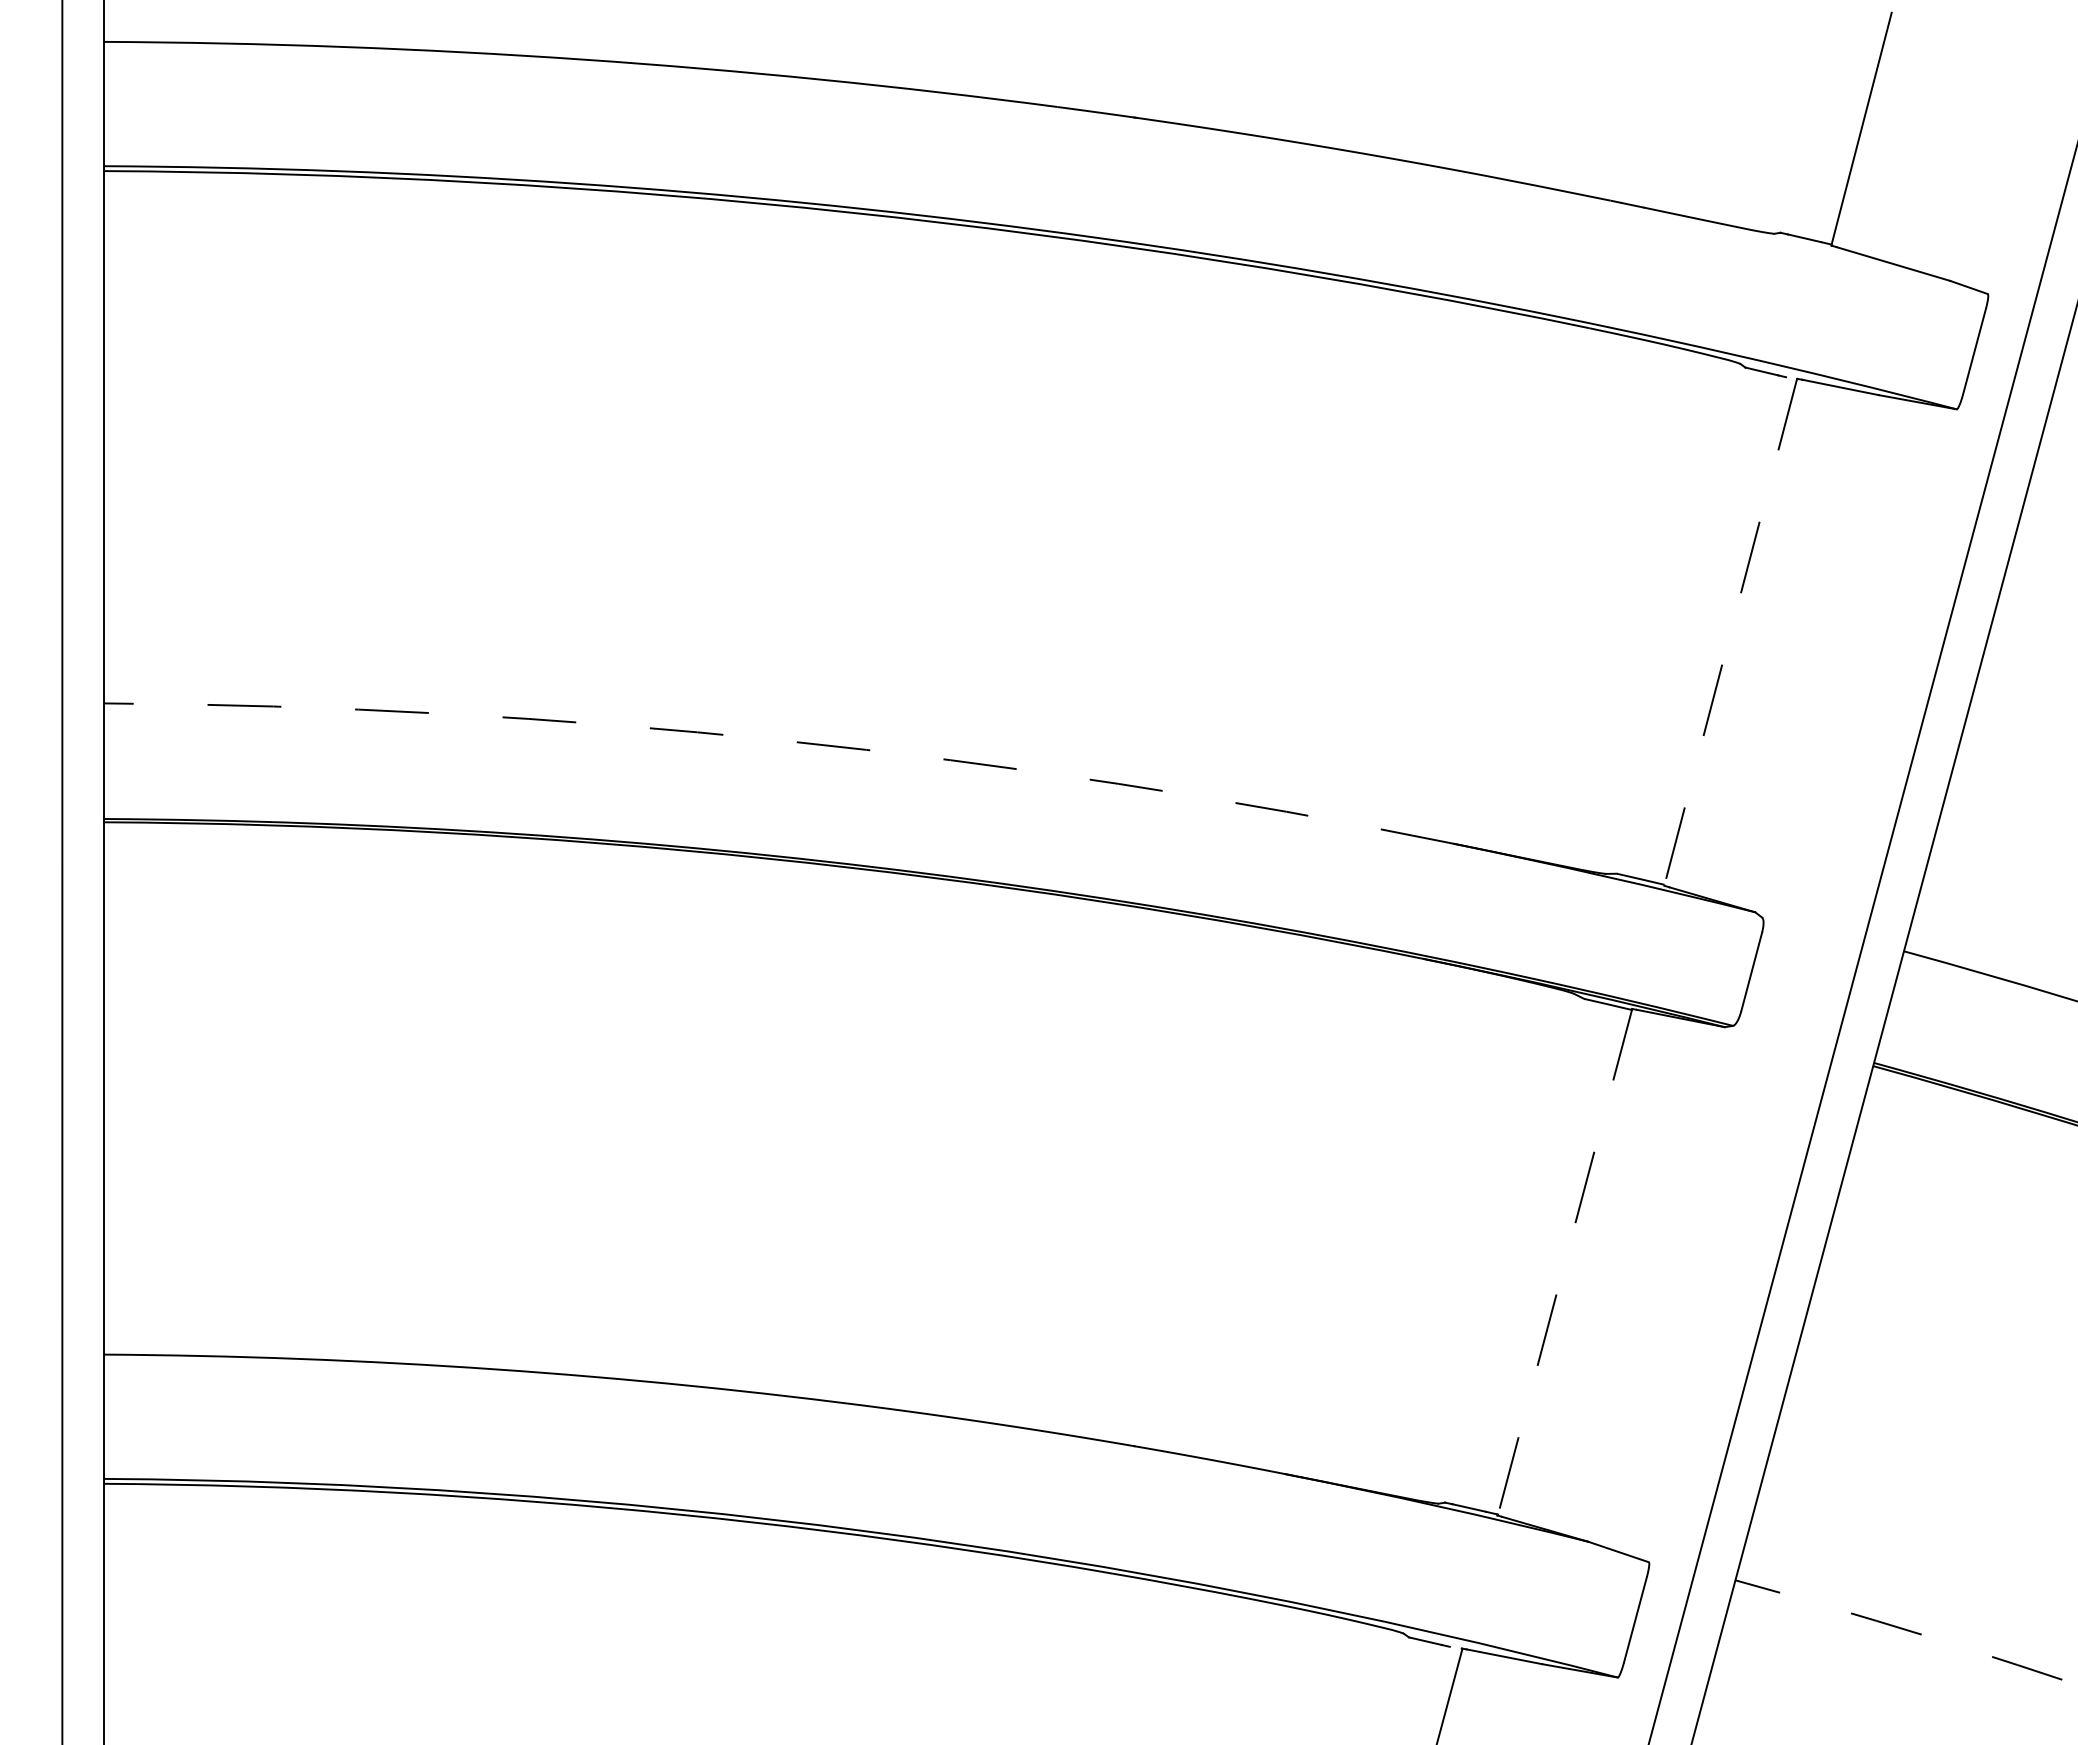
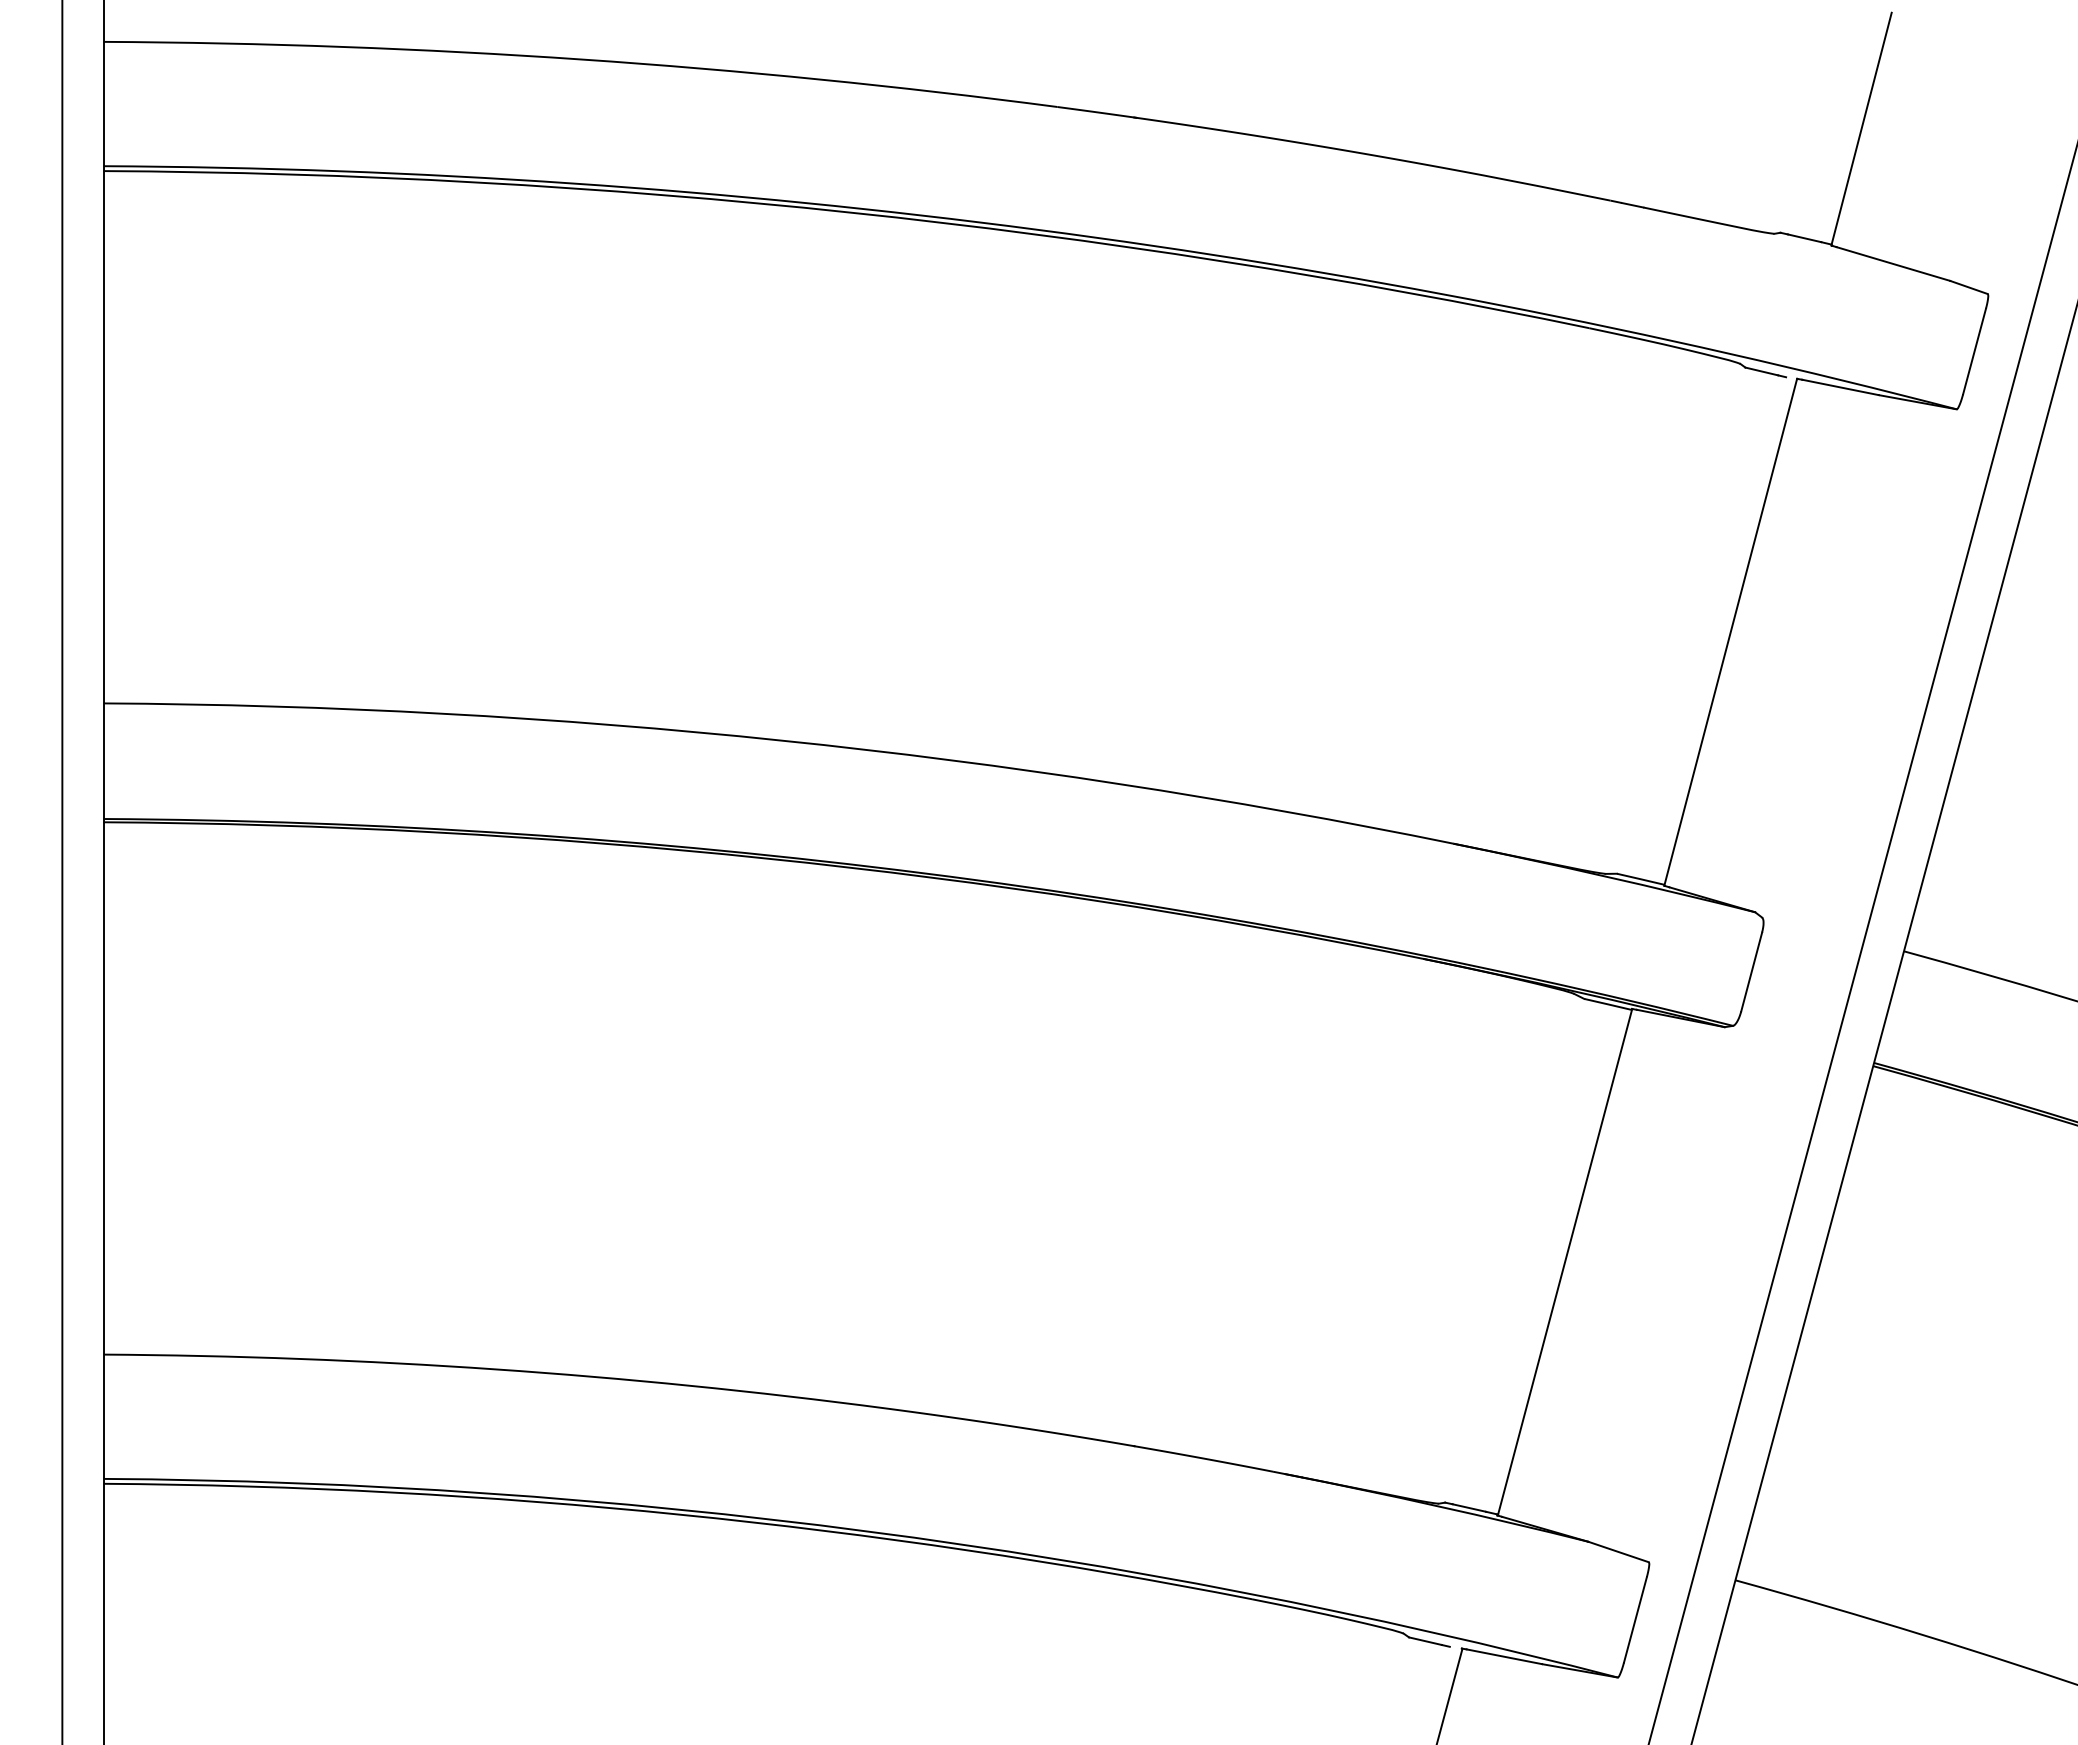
line: dashed -> solid (1730, 632)
arc: dashed -> solid (781, 740)
line: dashed -> solid (1565, 1262)
arc: dashed -> solid (1907, 1630)
